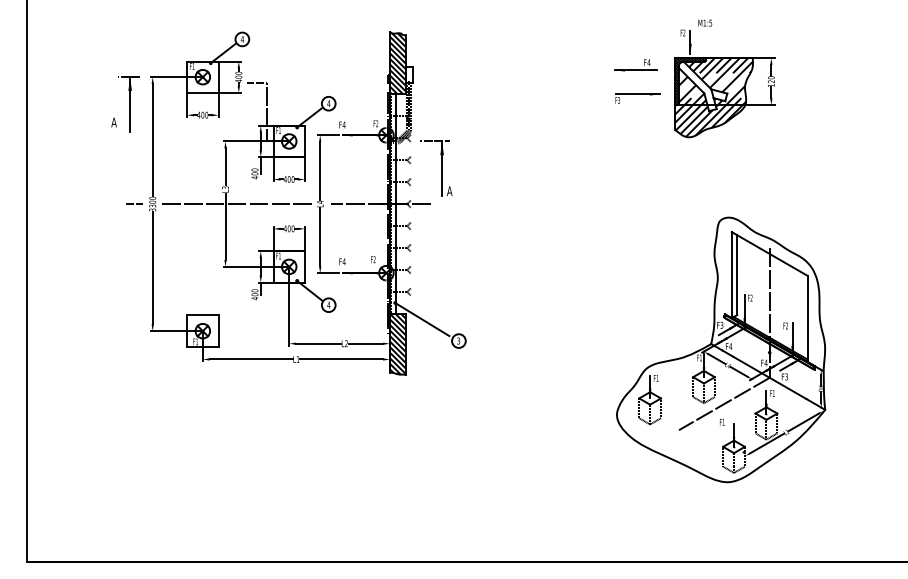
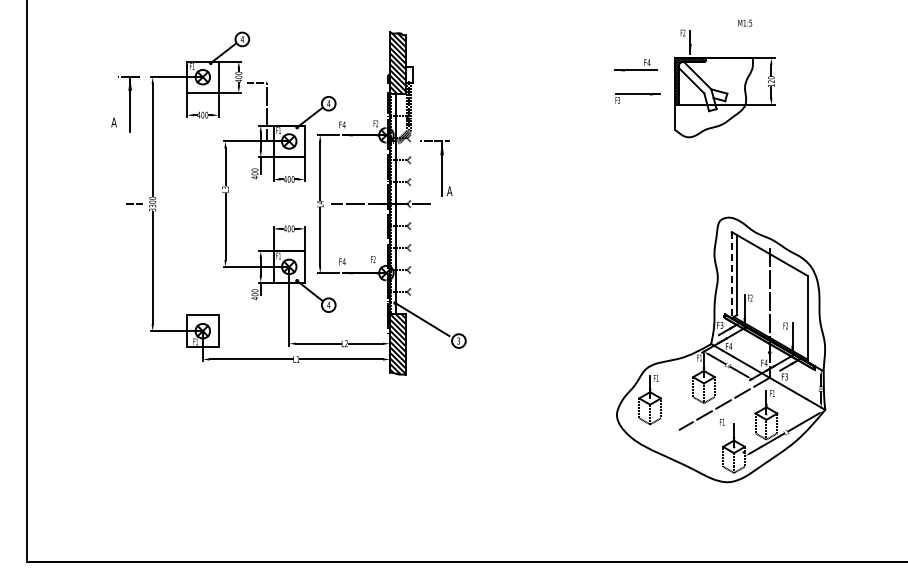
text position: (705, 22) -> (745, 22) (745, 22)
hatch: present -> none (713, 97)
line: present -> none (235, 204)
line: solid -> dashed (731, 275)
